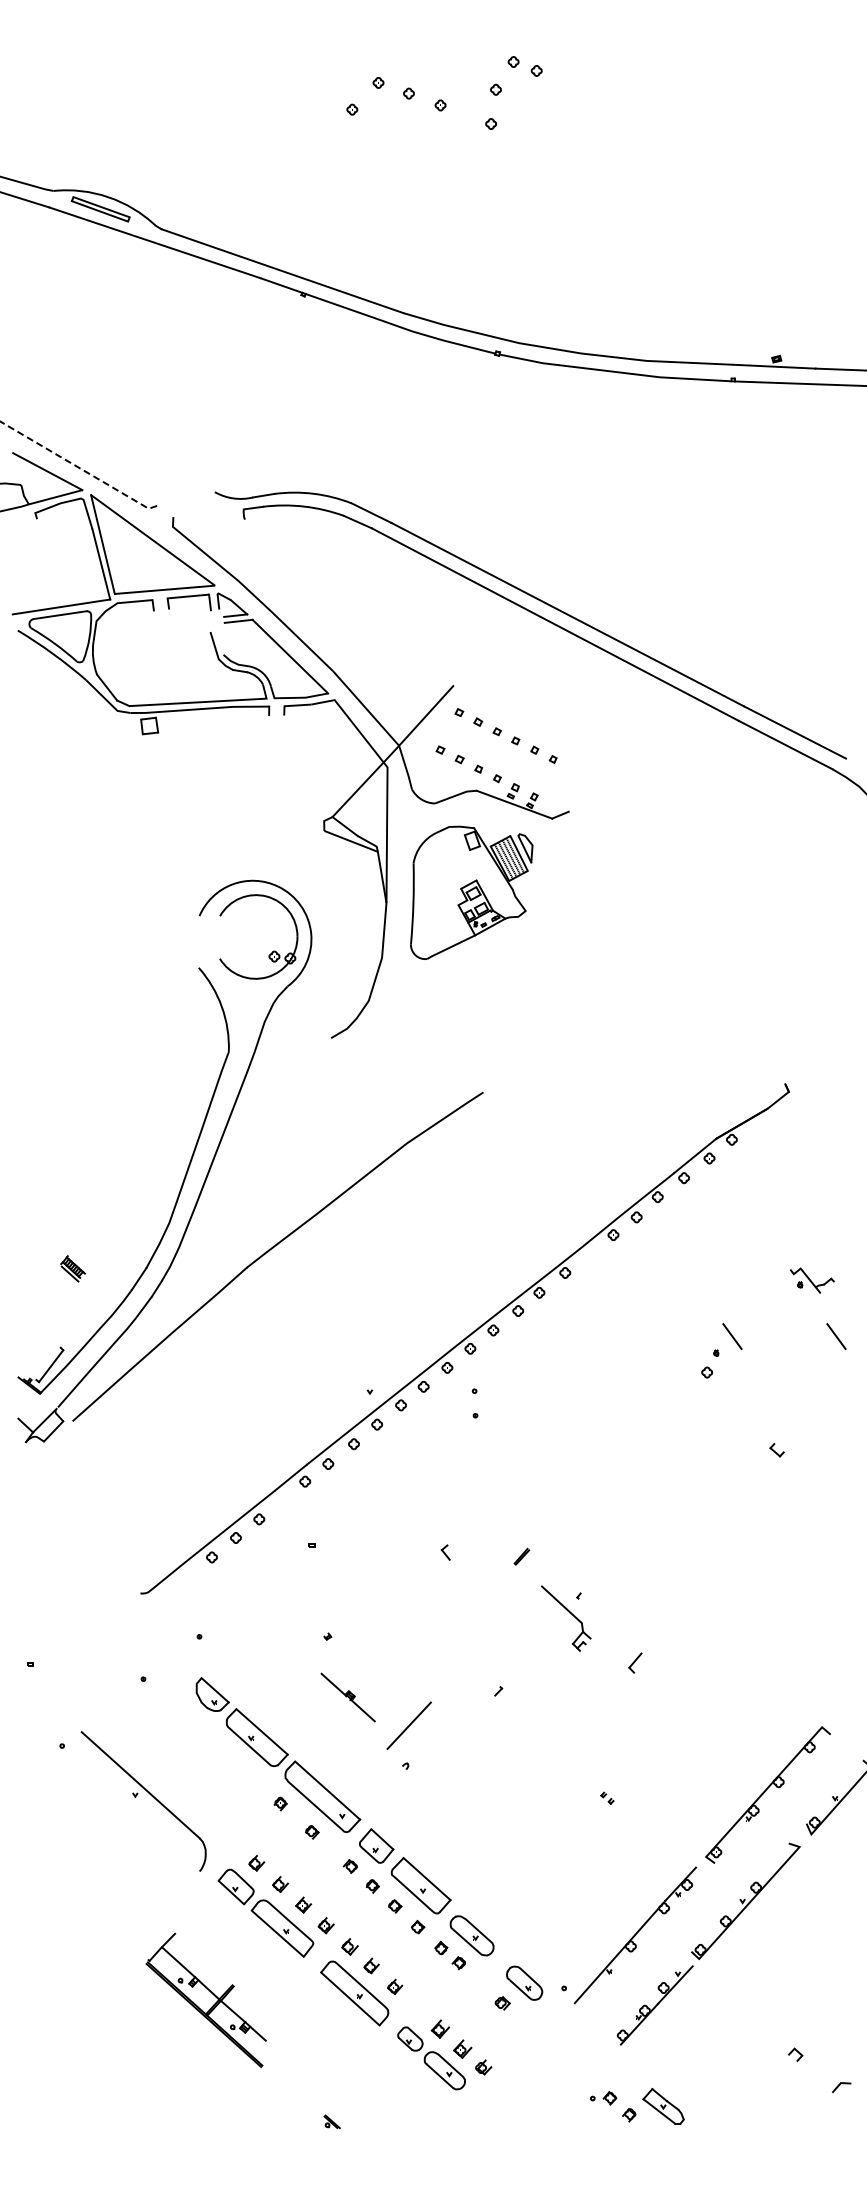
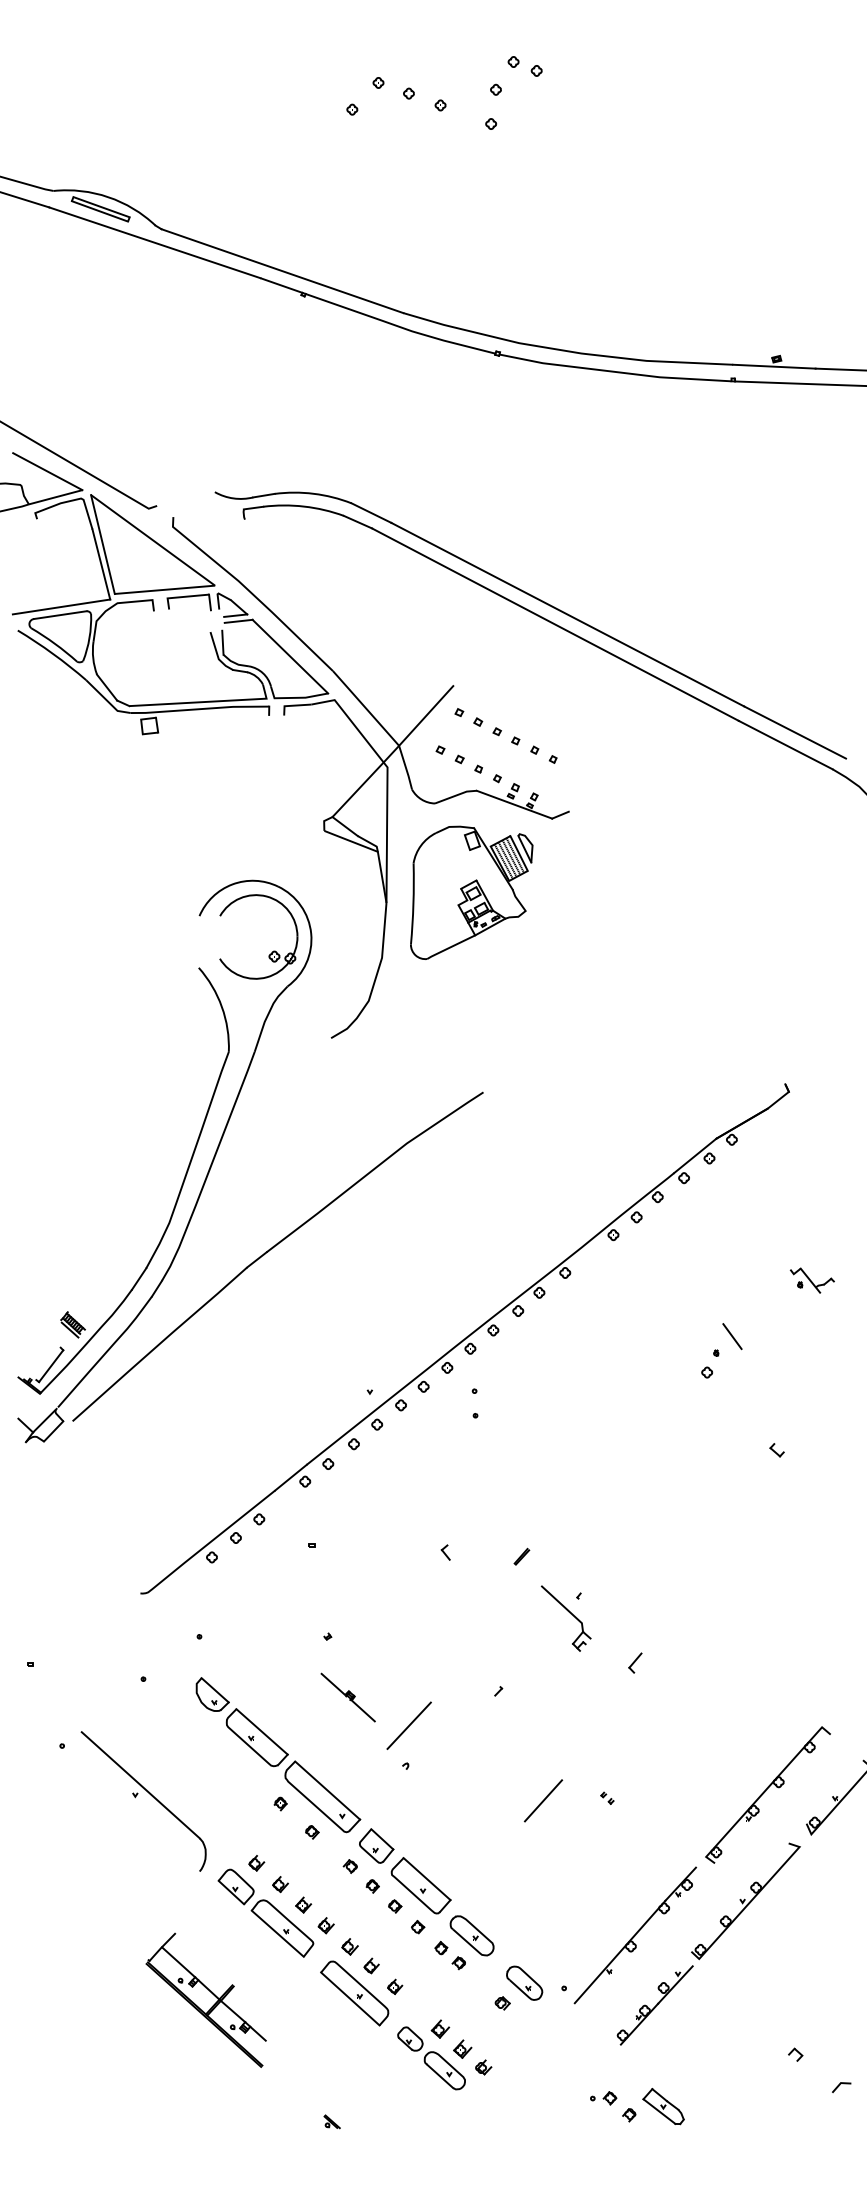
line: dashed -> solid (78, 467)
line: none -> present (222, 642)
part position: (72, 1268) -> (72, 1324) (72, 1324)
line: present -> none (836, 1336)
line: none -> present (543, 1800)
